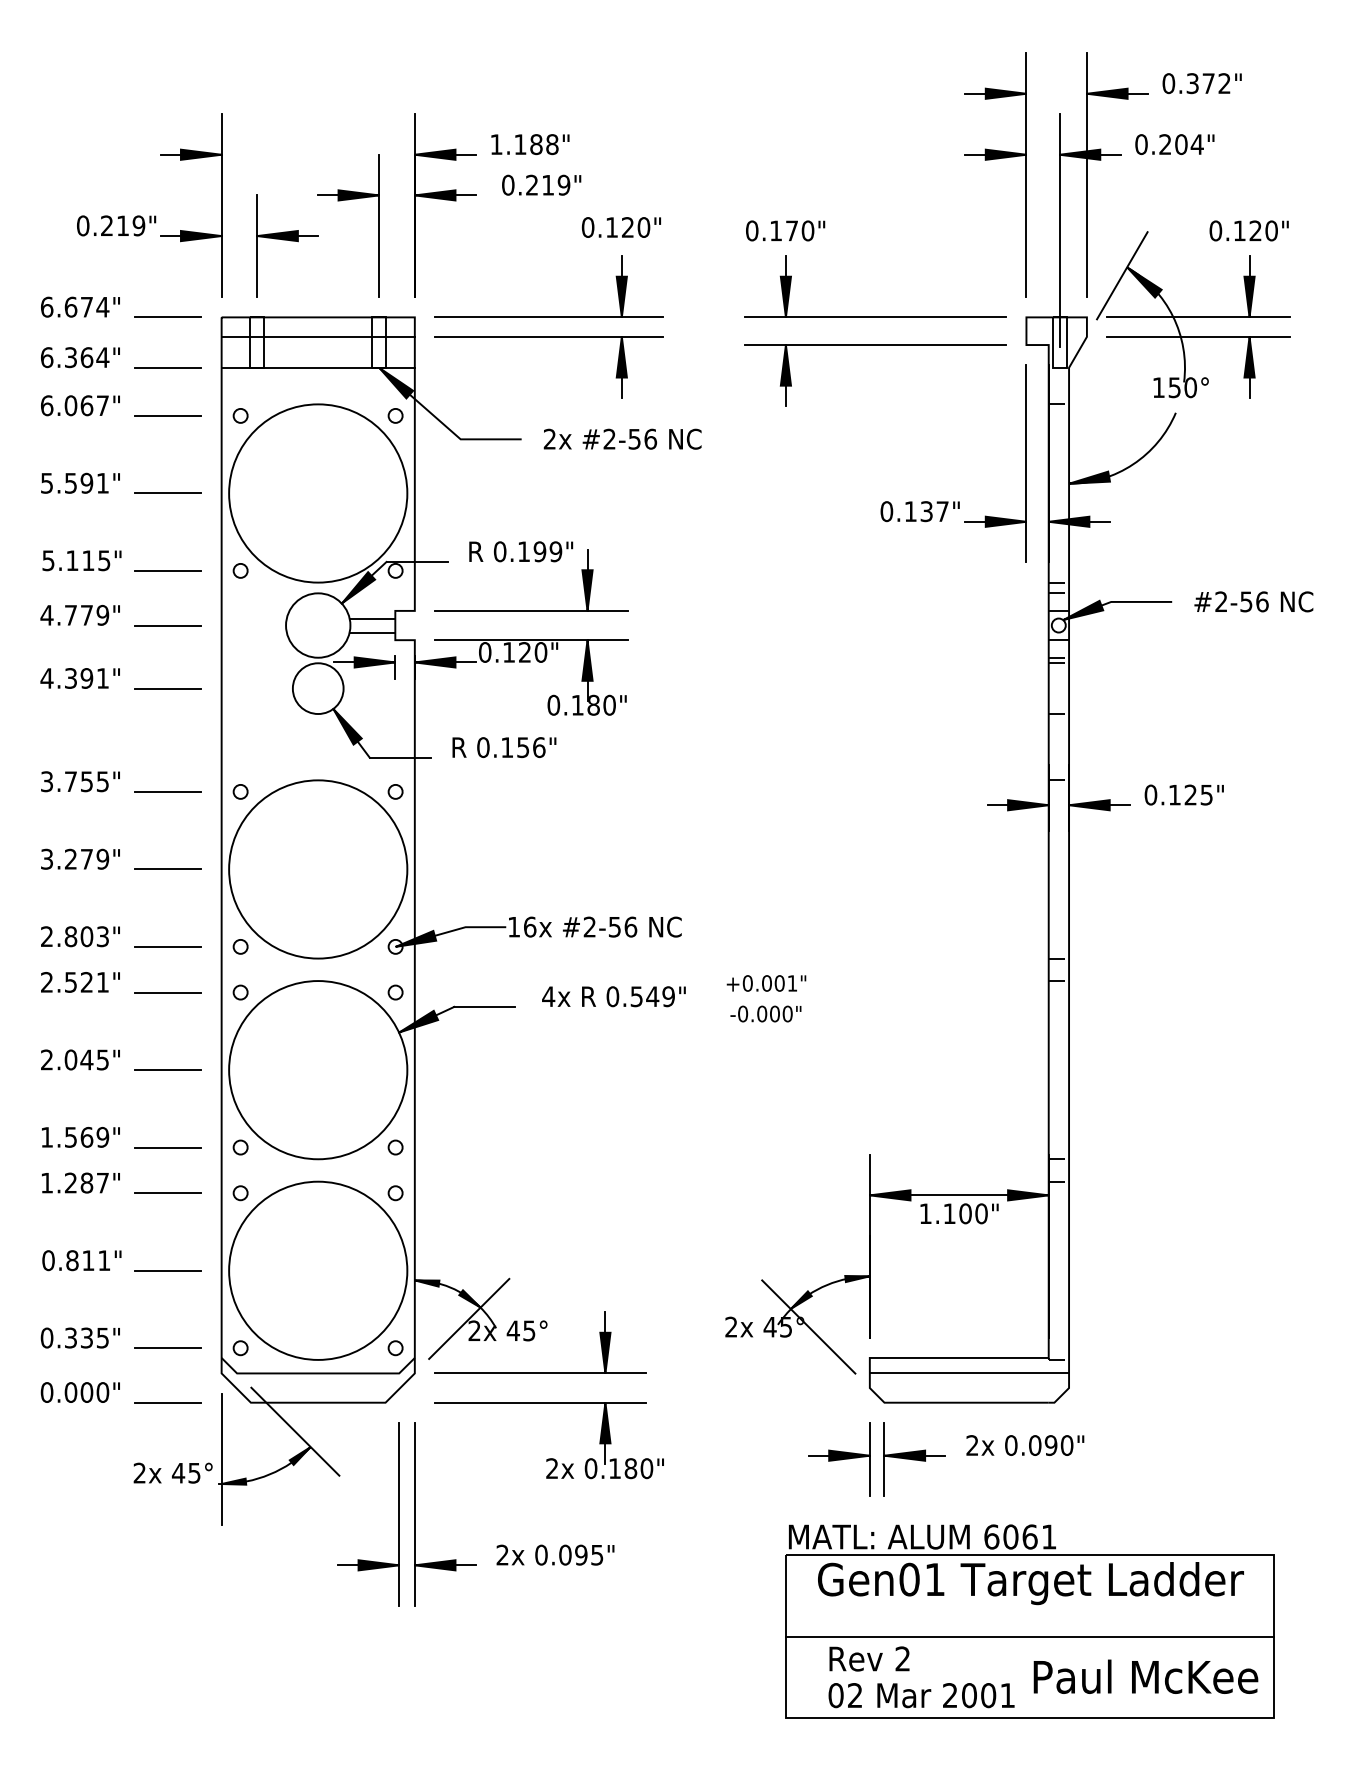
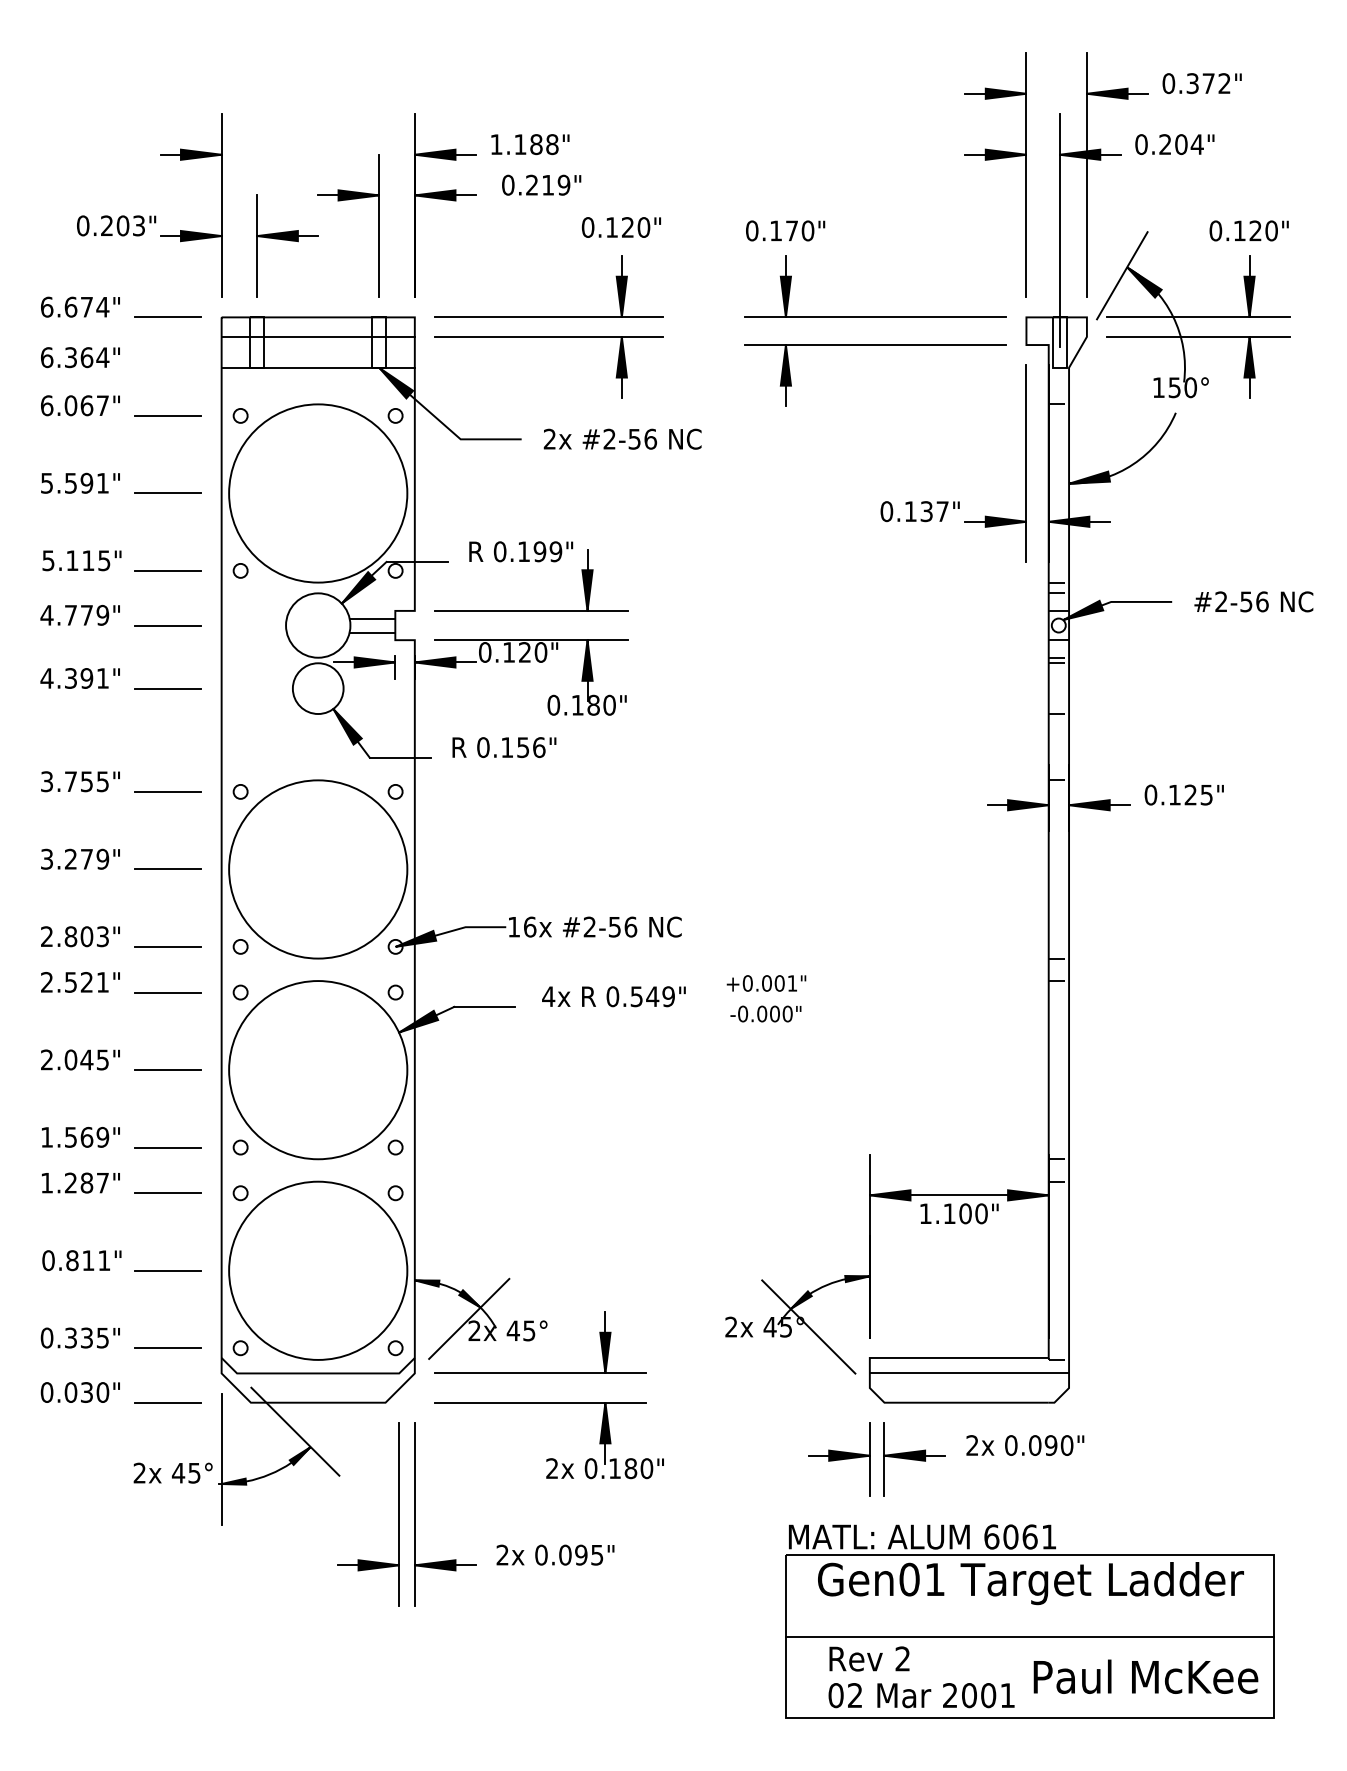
text: 0.219" -> 0.203" (130, 225)
line: present -> none (168, 367)
text: 0.000" -> 0.030" (86, 1392)
